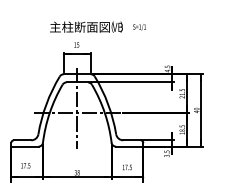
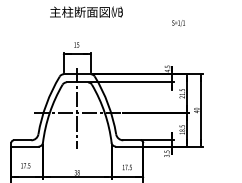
text position: (86, 26) -> (86, 11) (86, 11)
text position: (139, 27) -> (178, 23) (178, 23)
